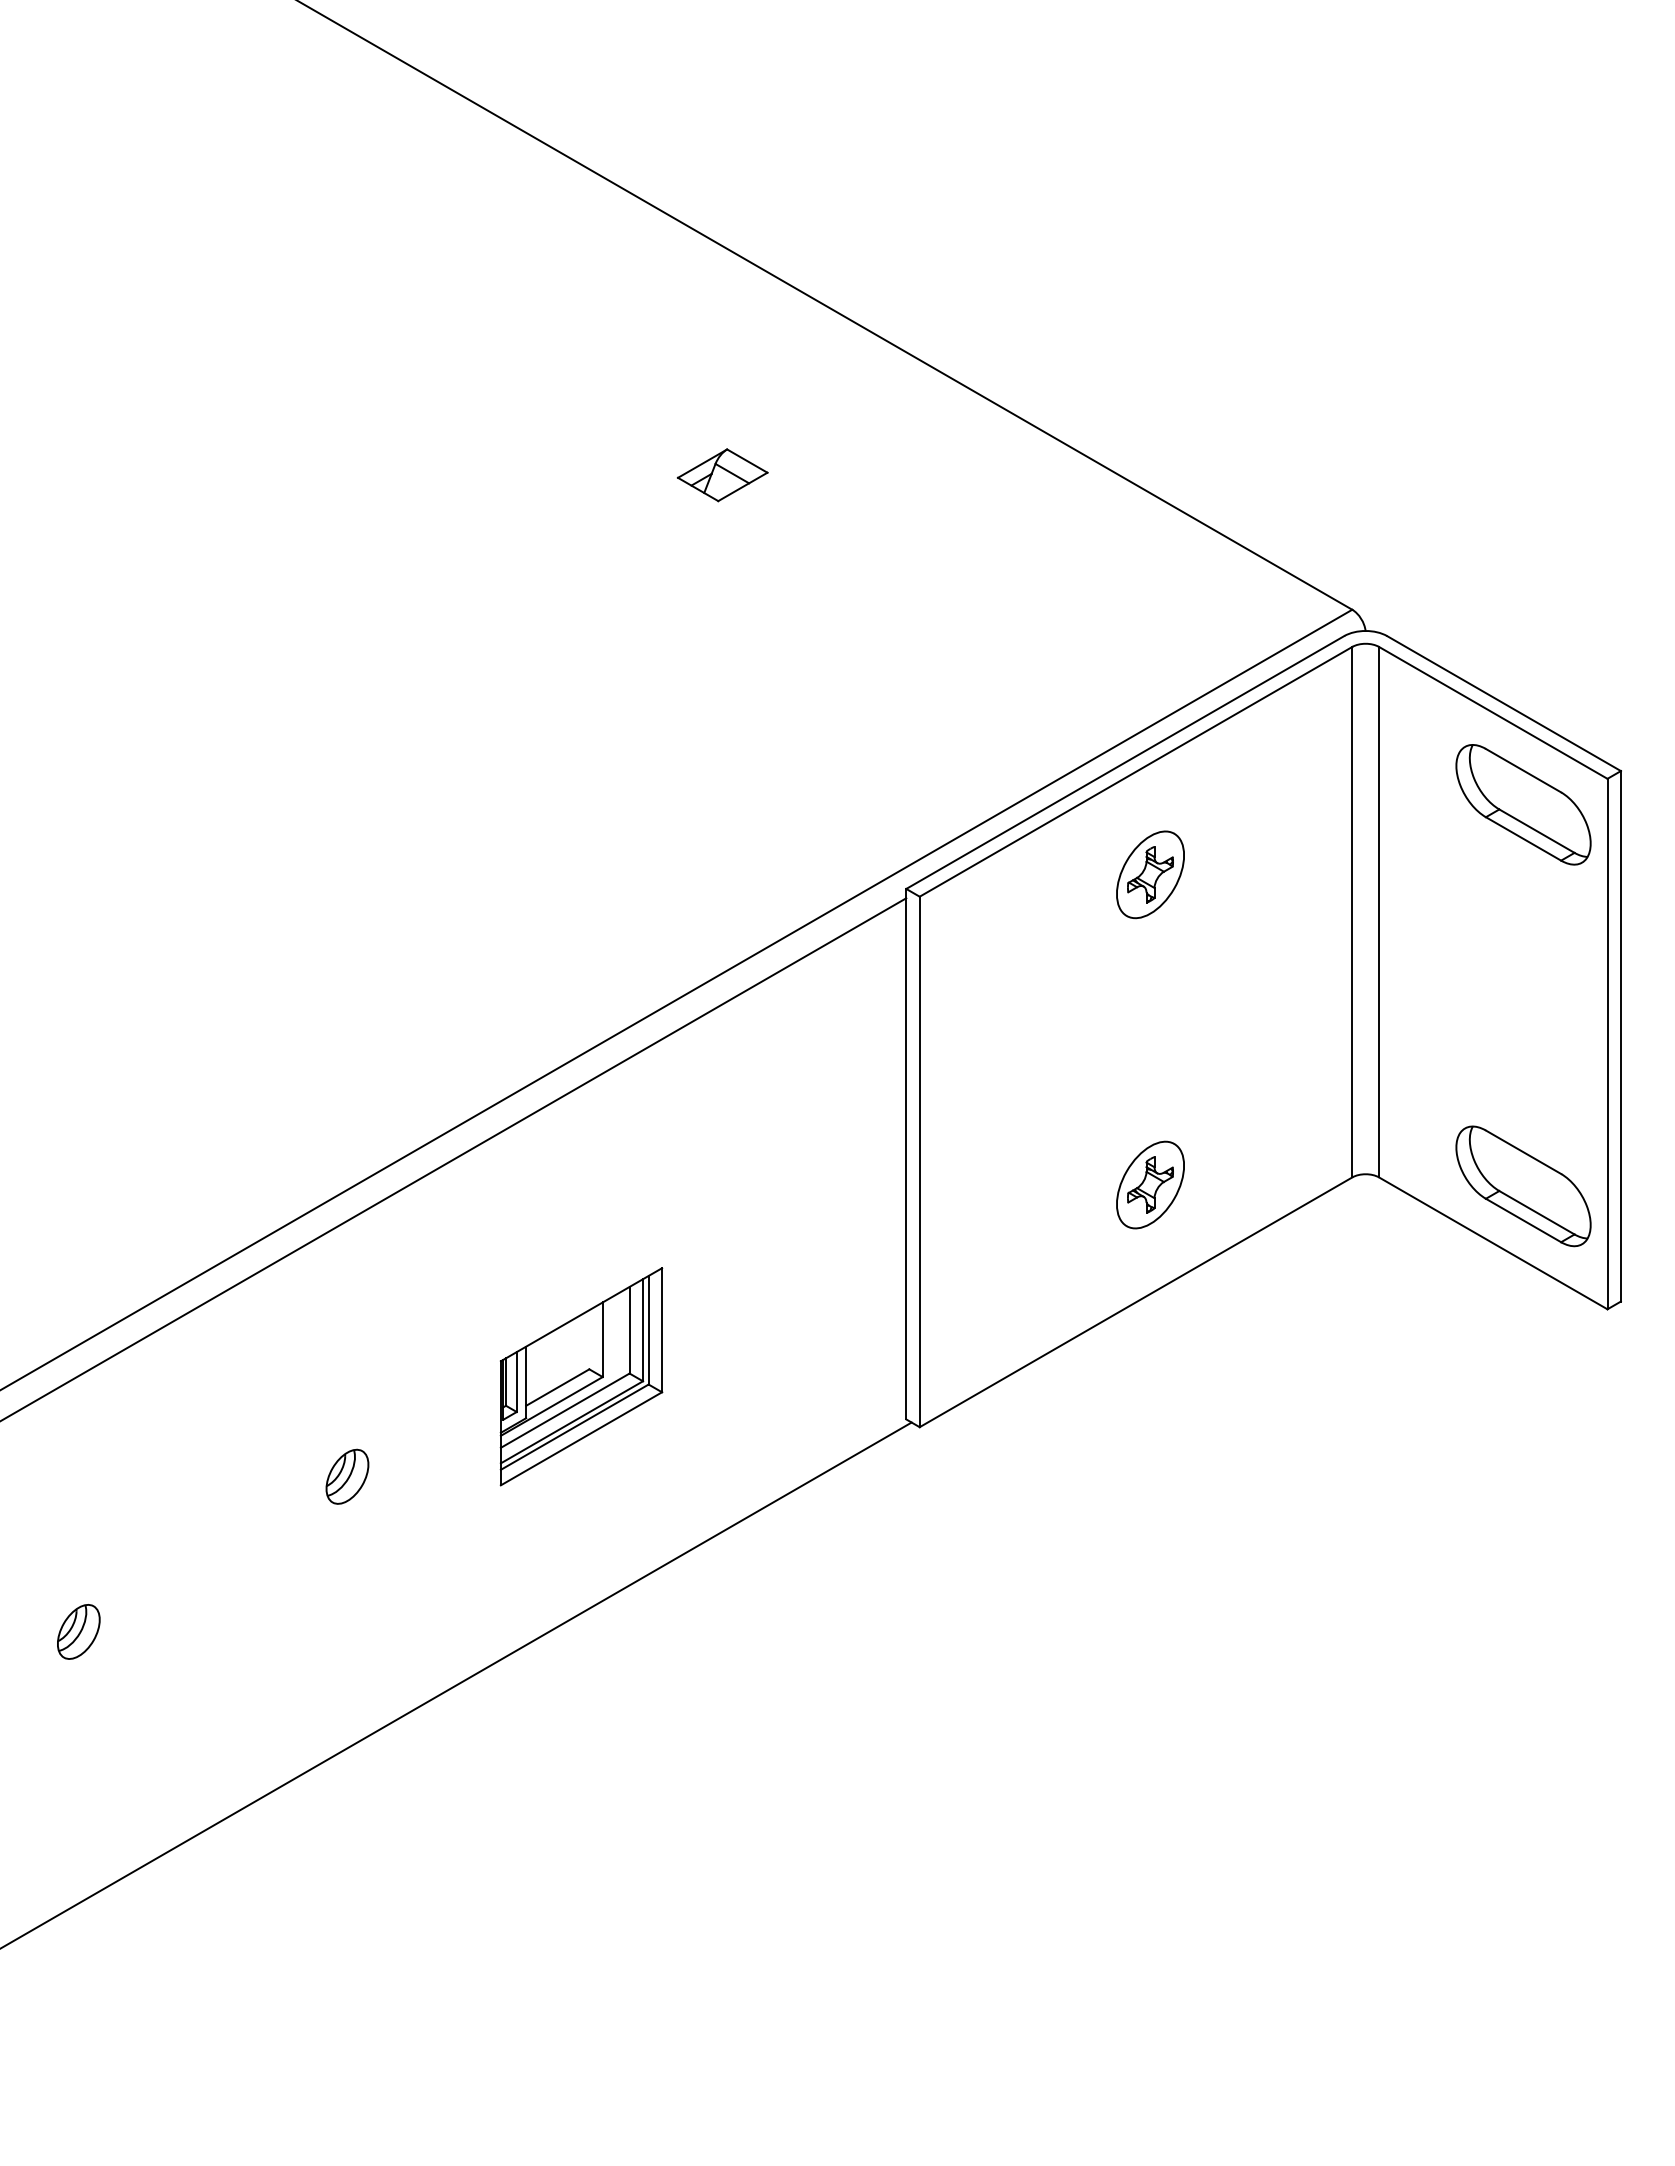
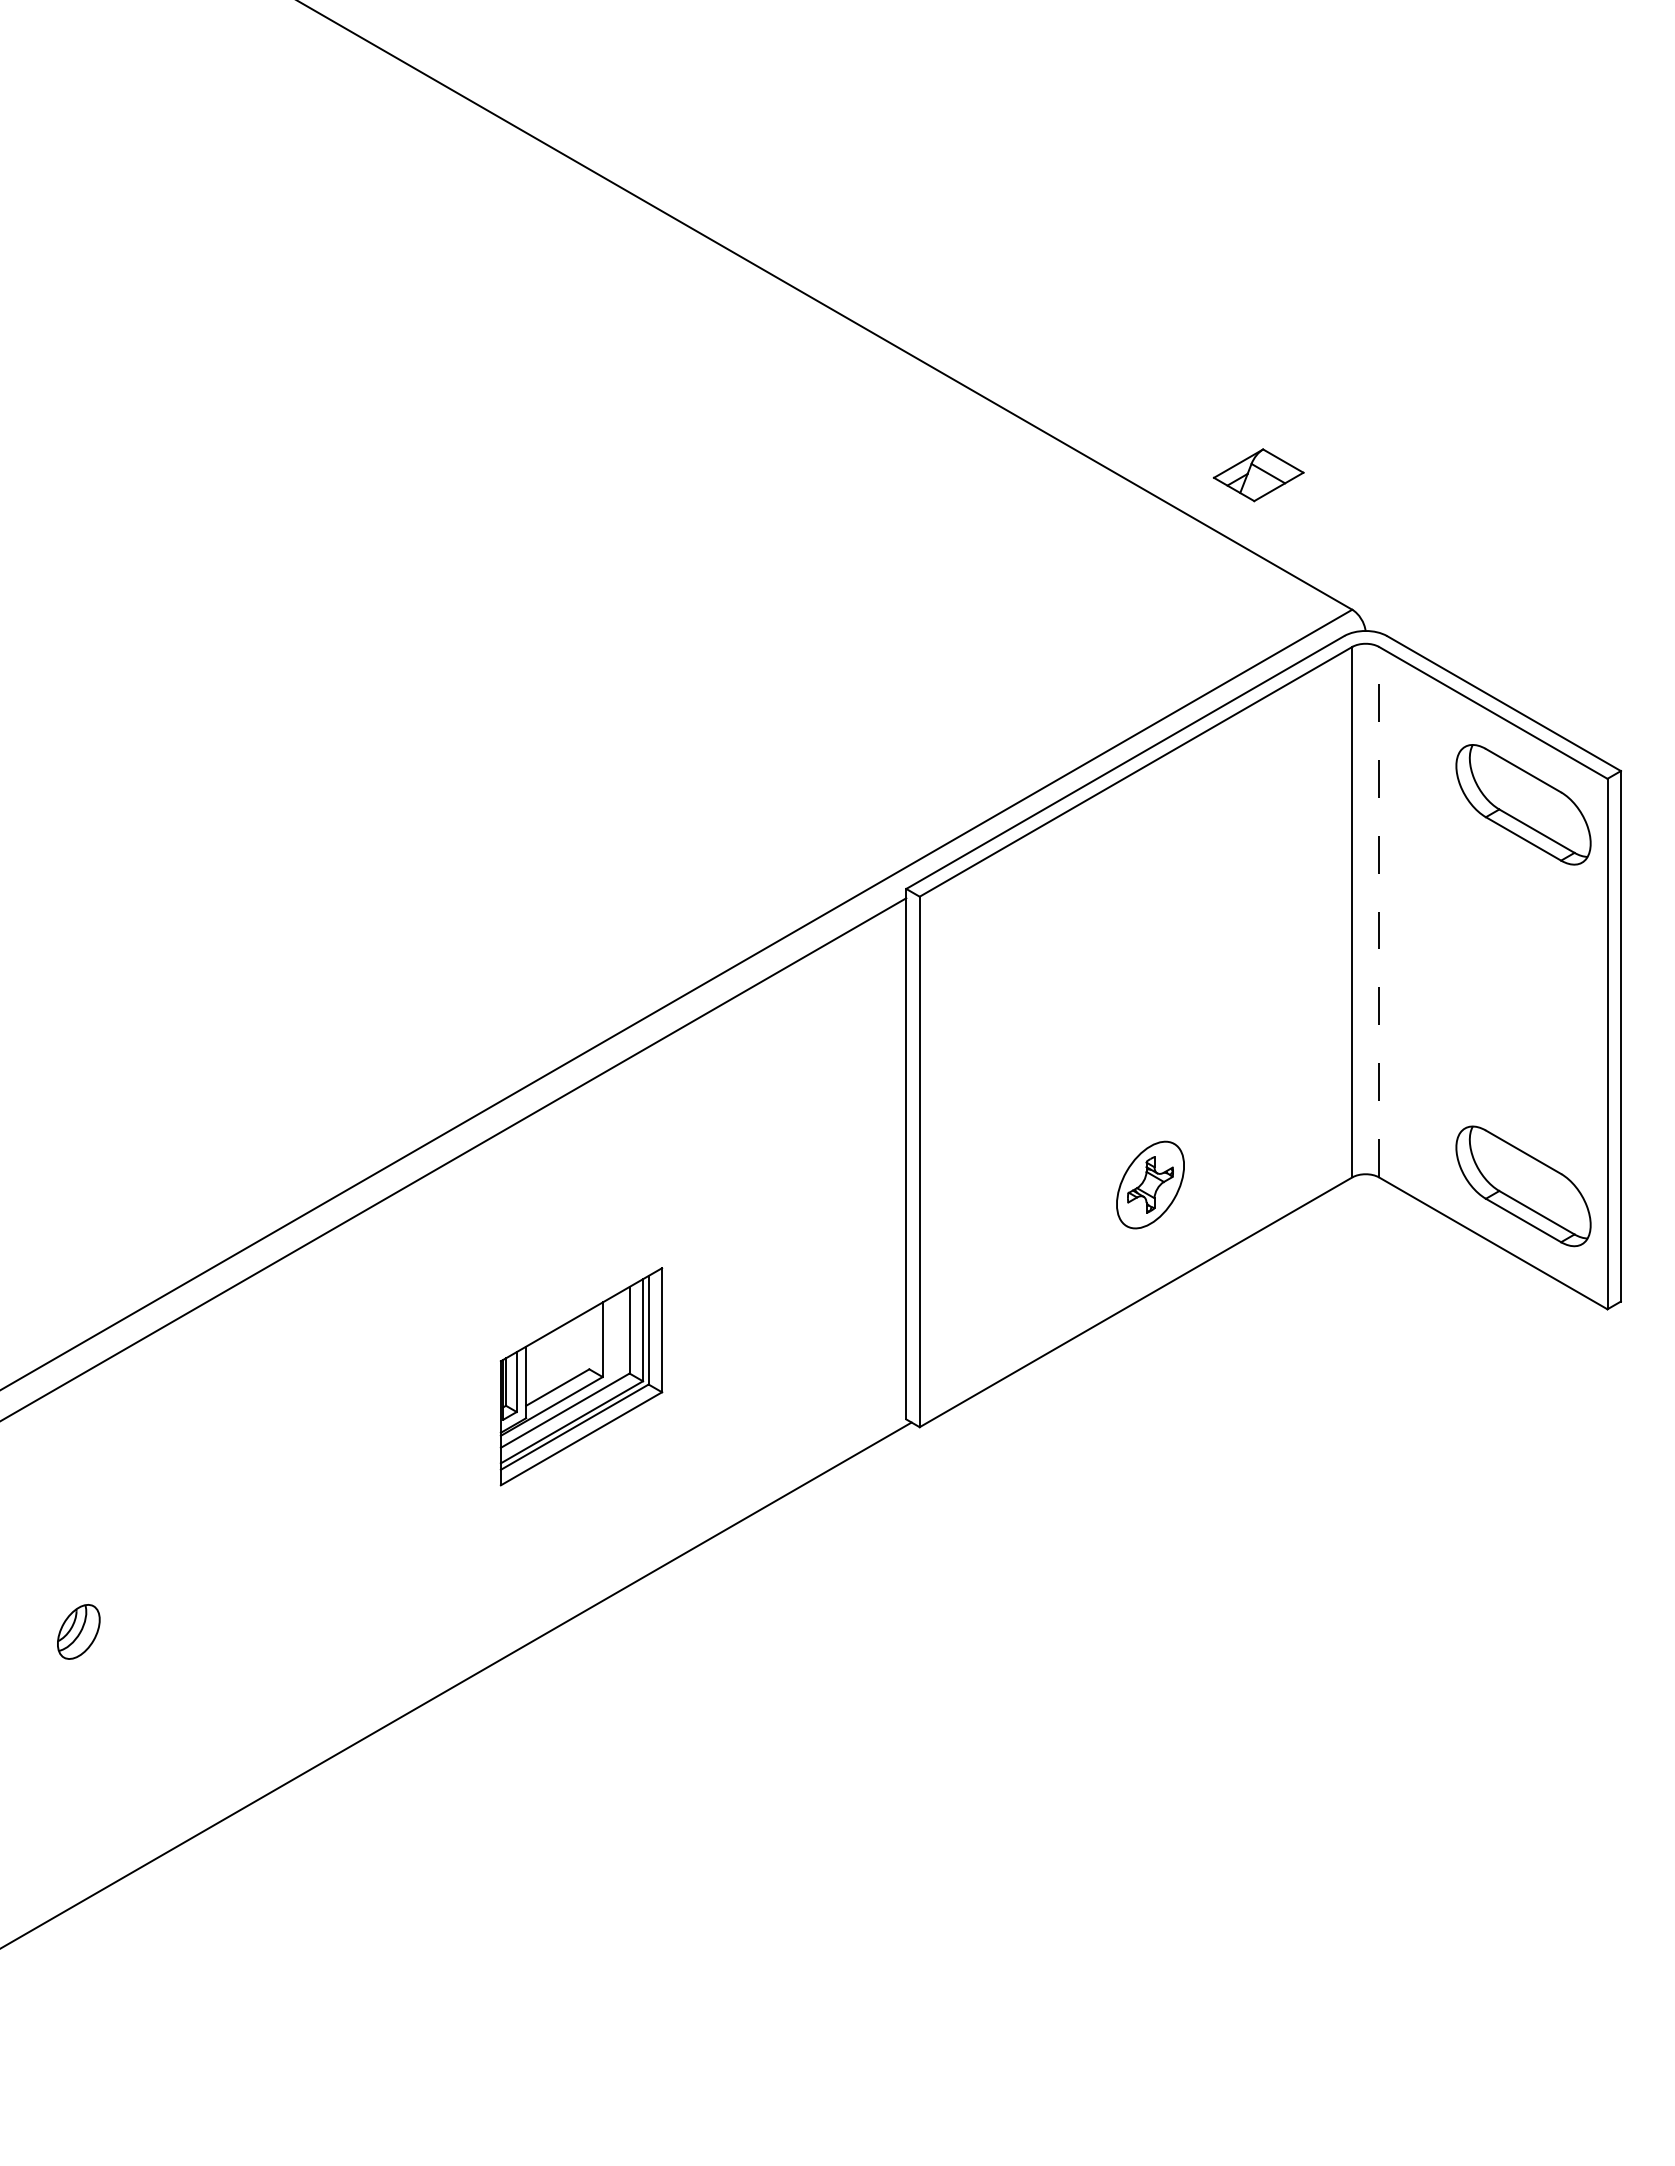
part position: (722, 475) -> (1258, 475) (1258, 475)
part: present -> none (1150, 874)
line: solid -> dashed (1379, 911)
part: present -> none (347, 1476)
